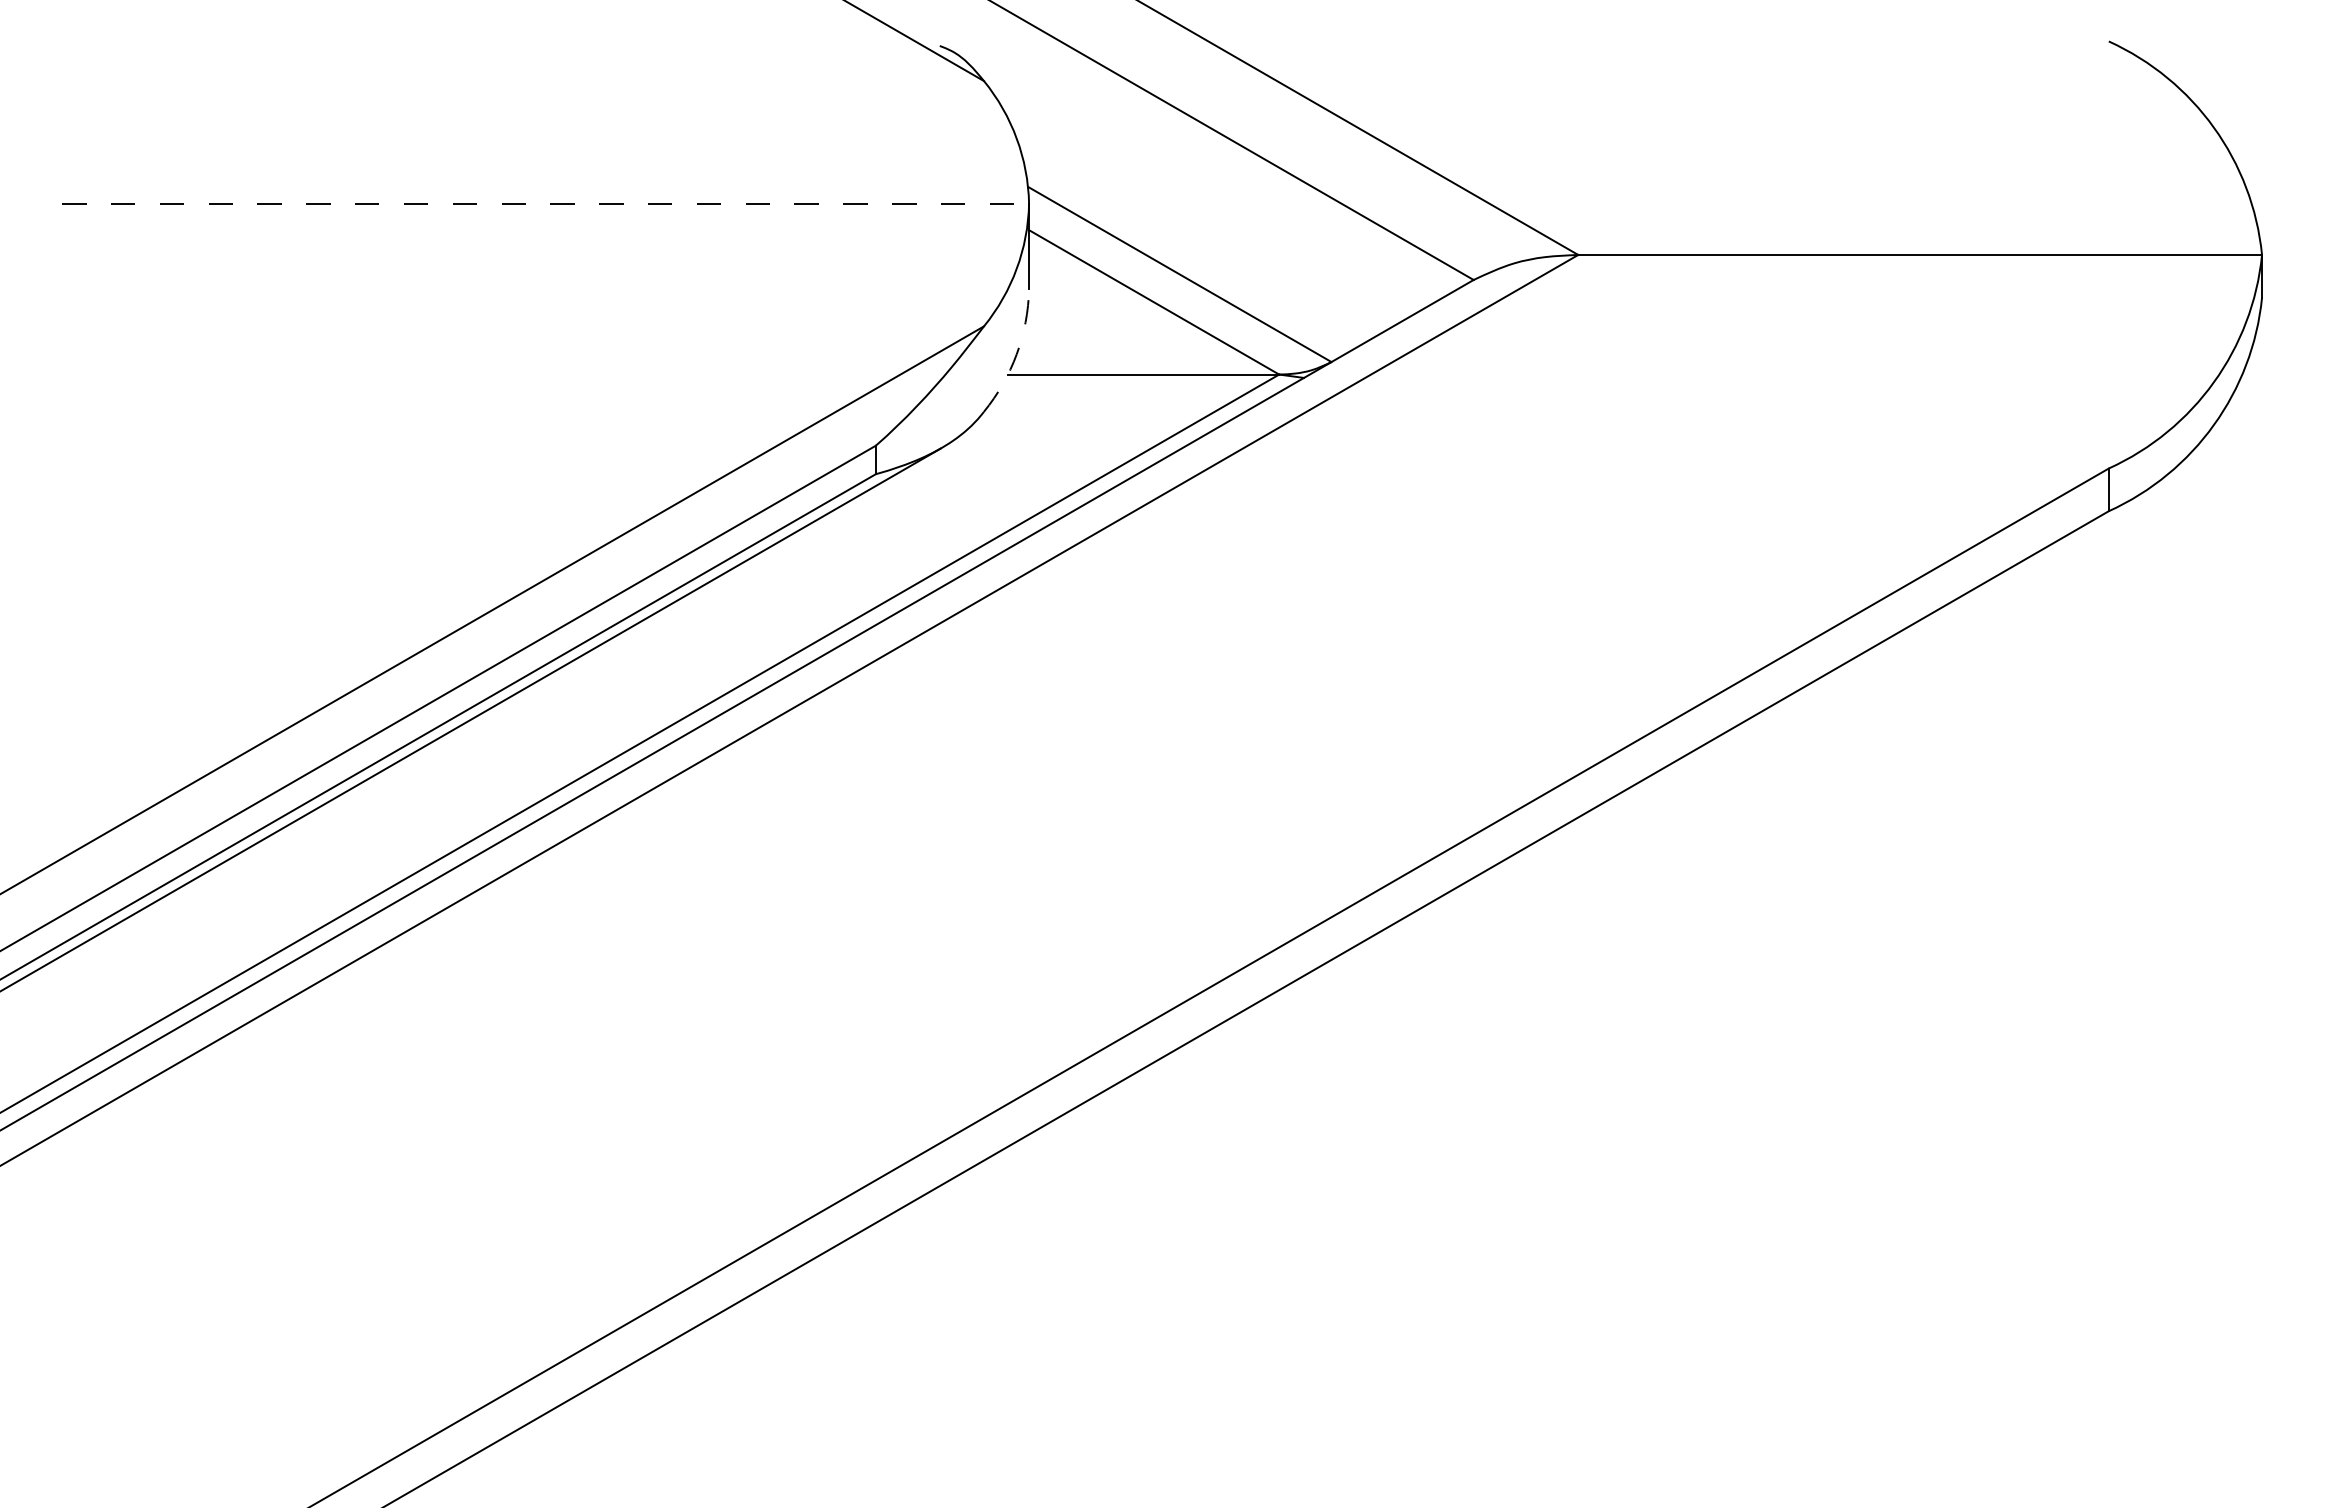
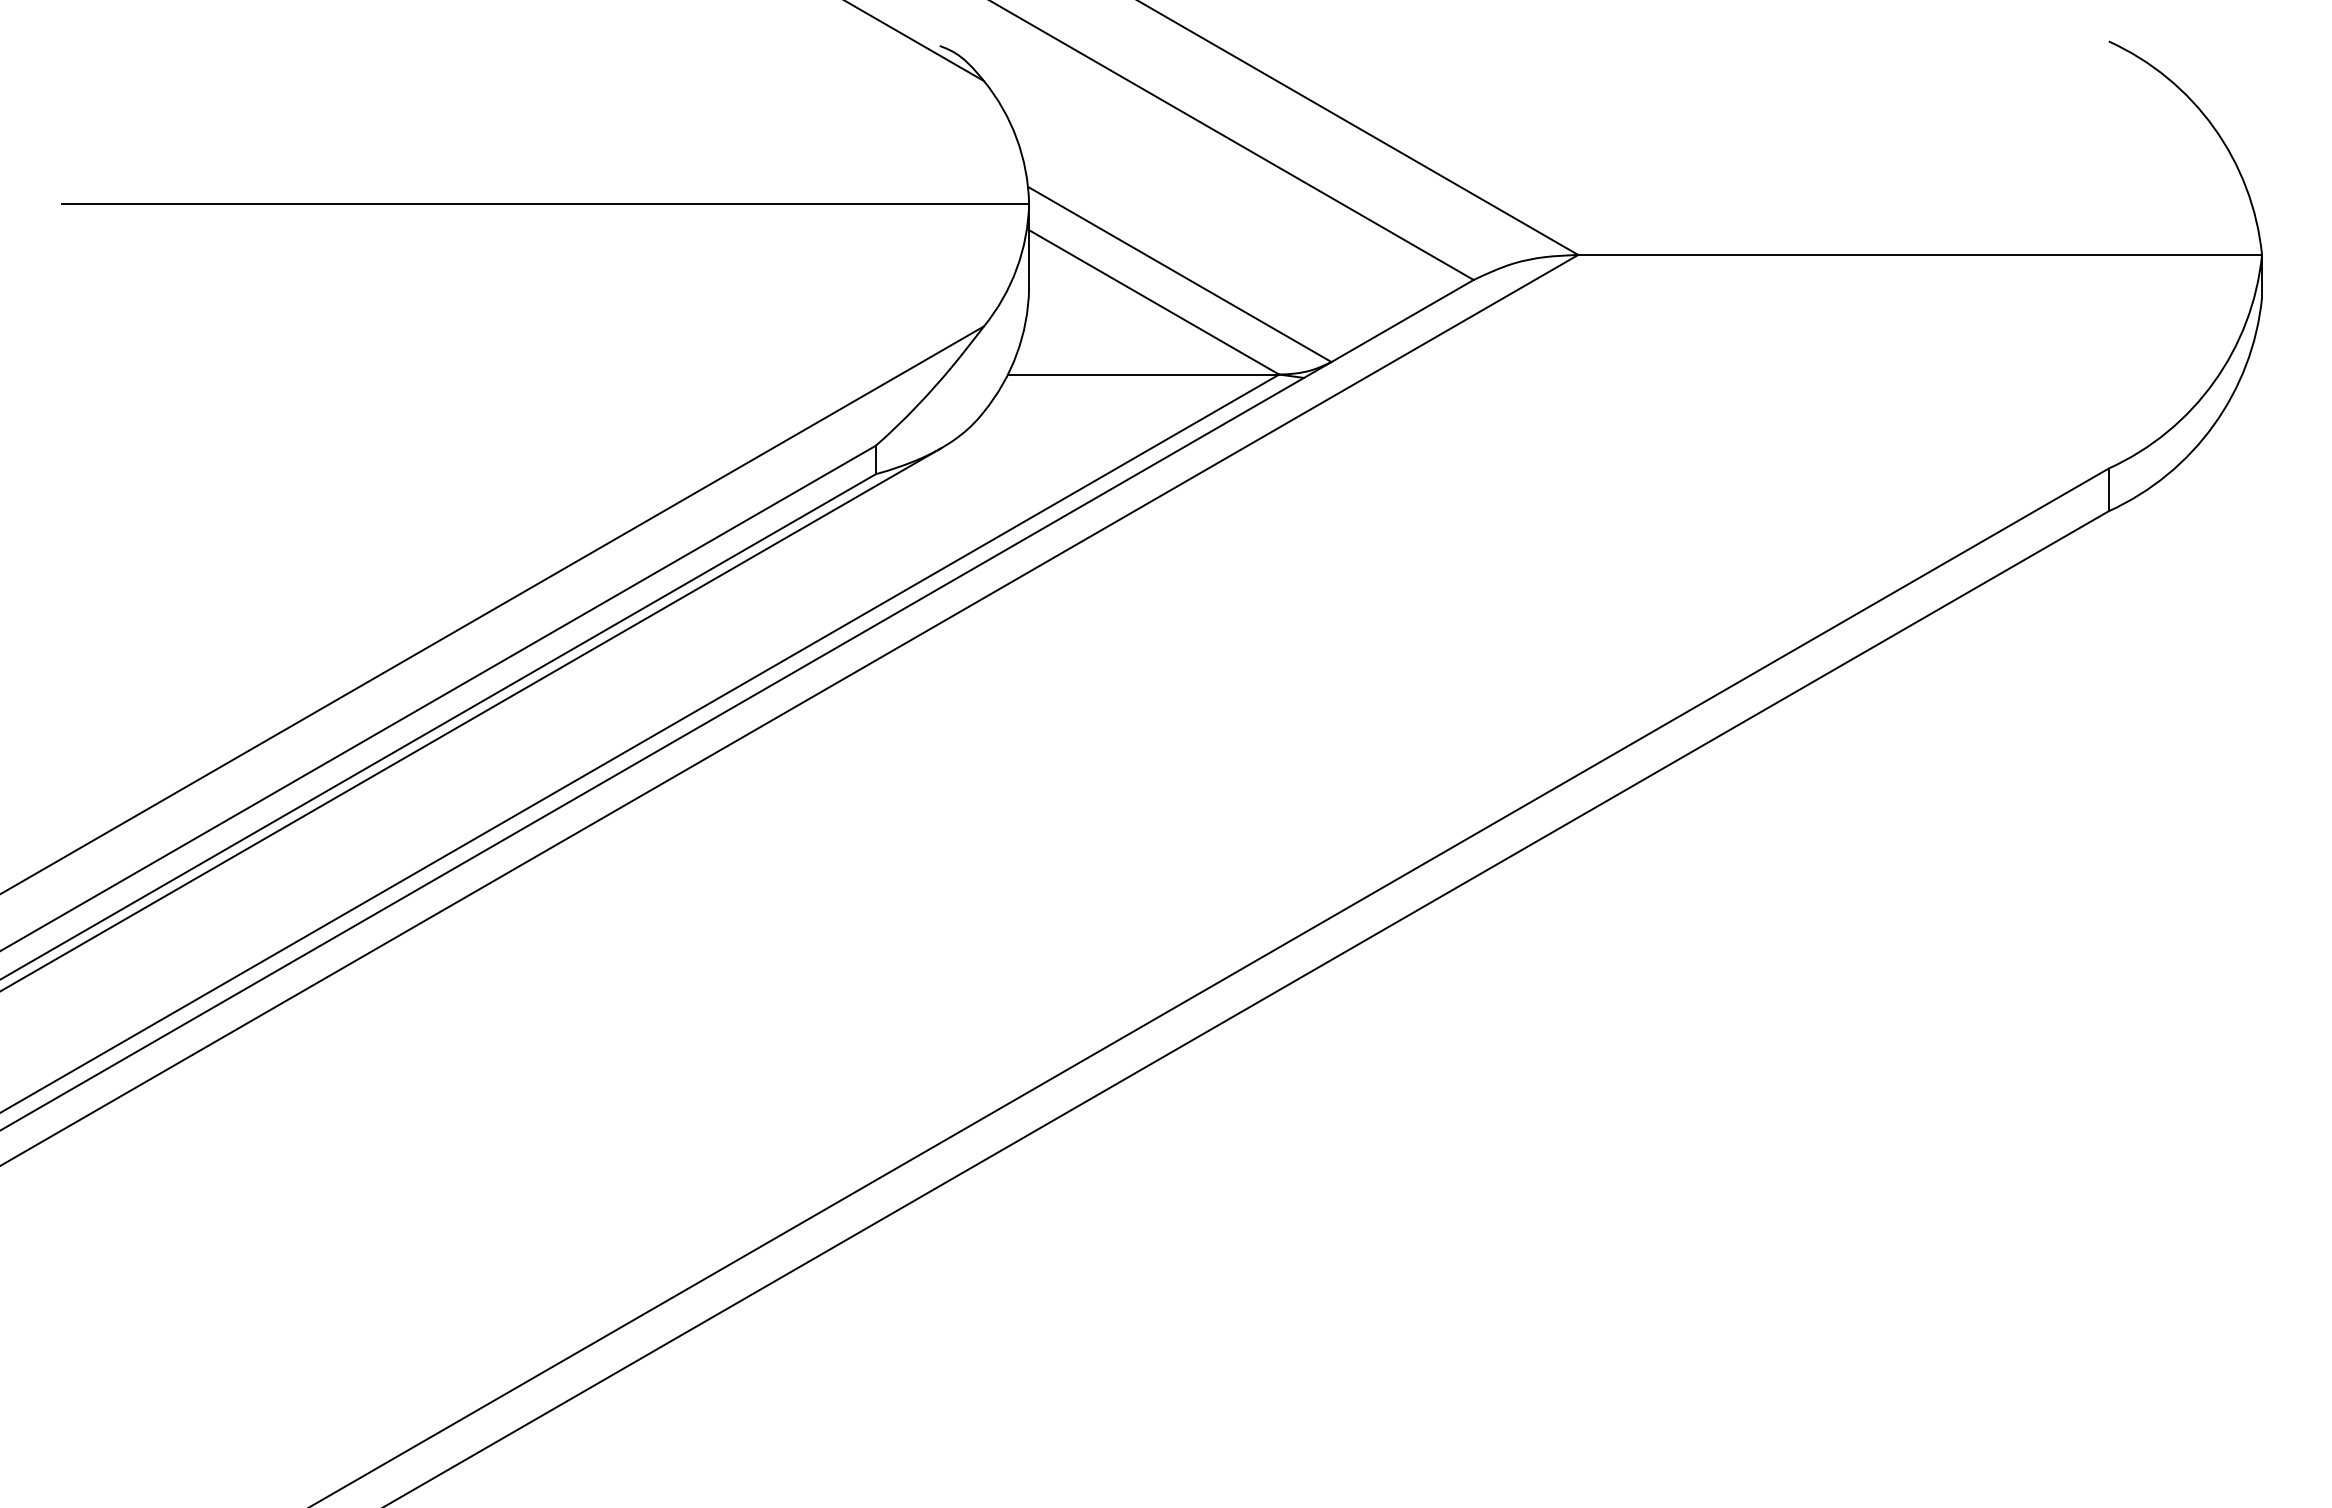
line: dashed -> solid (546, 203)
arc: dashed -> solid (1016, 354)
